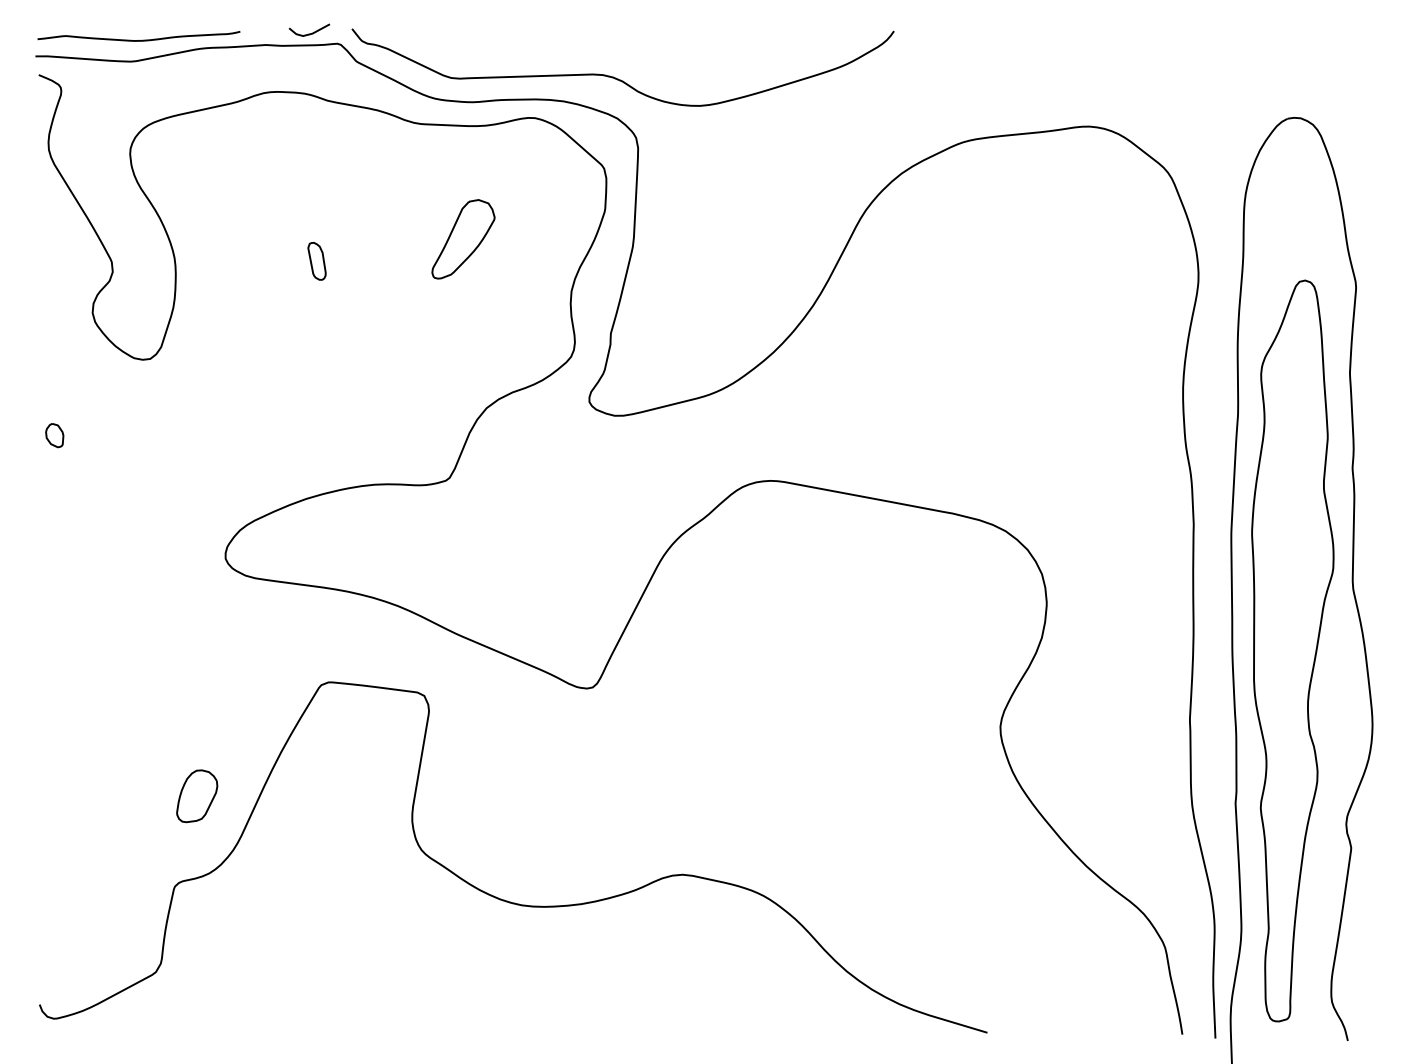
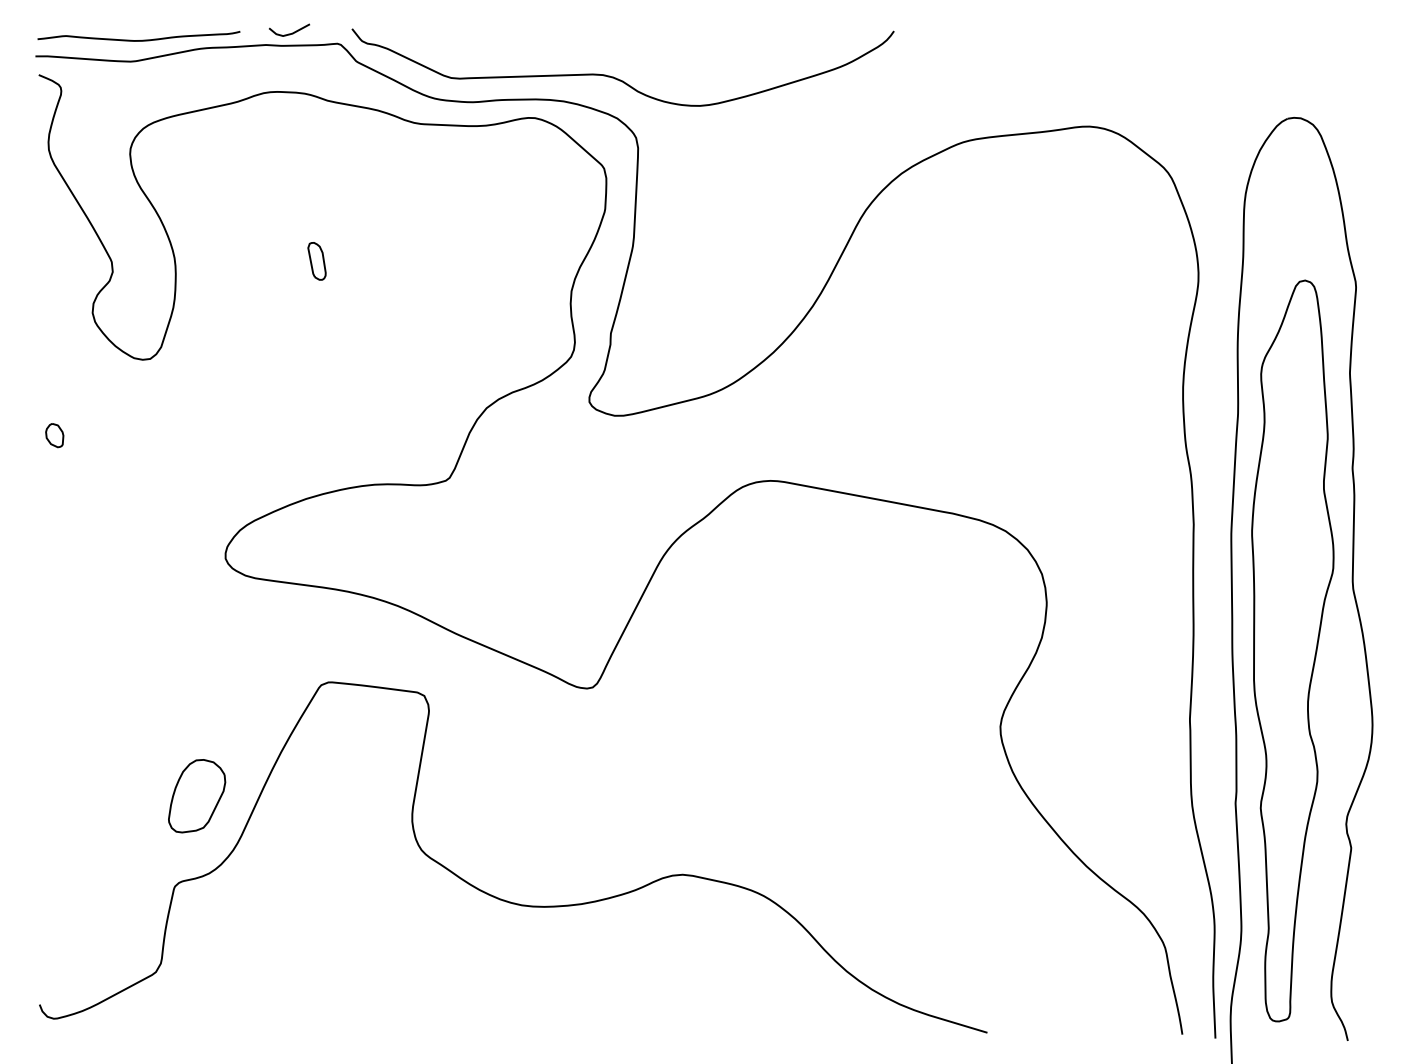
line position: (309, 33) -> (289, 33) (289, 33)
part: present -> none (463, 239)
part size: 43x55 px -> 59x75 px (197, 796)
